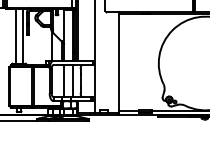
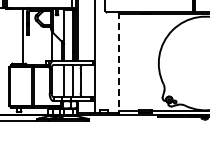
line: present -> none (15, 35)
line: solid -> dashed (119, 63)
